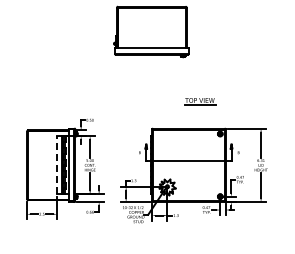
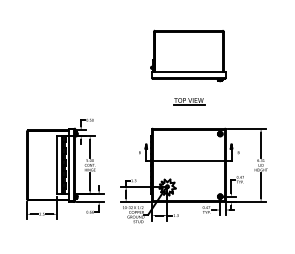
part position: (151, 31) -> (188, 55) (188, 55)
part position: (200, 101) -> (189, 101) (189, 101)
line: dashed -> solid (56, 164)
